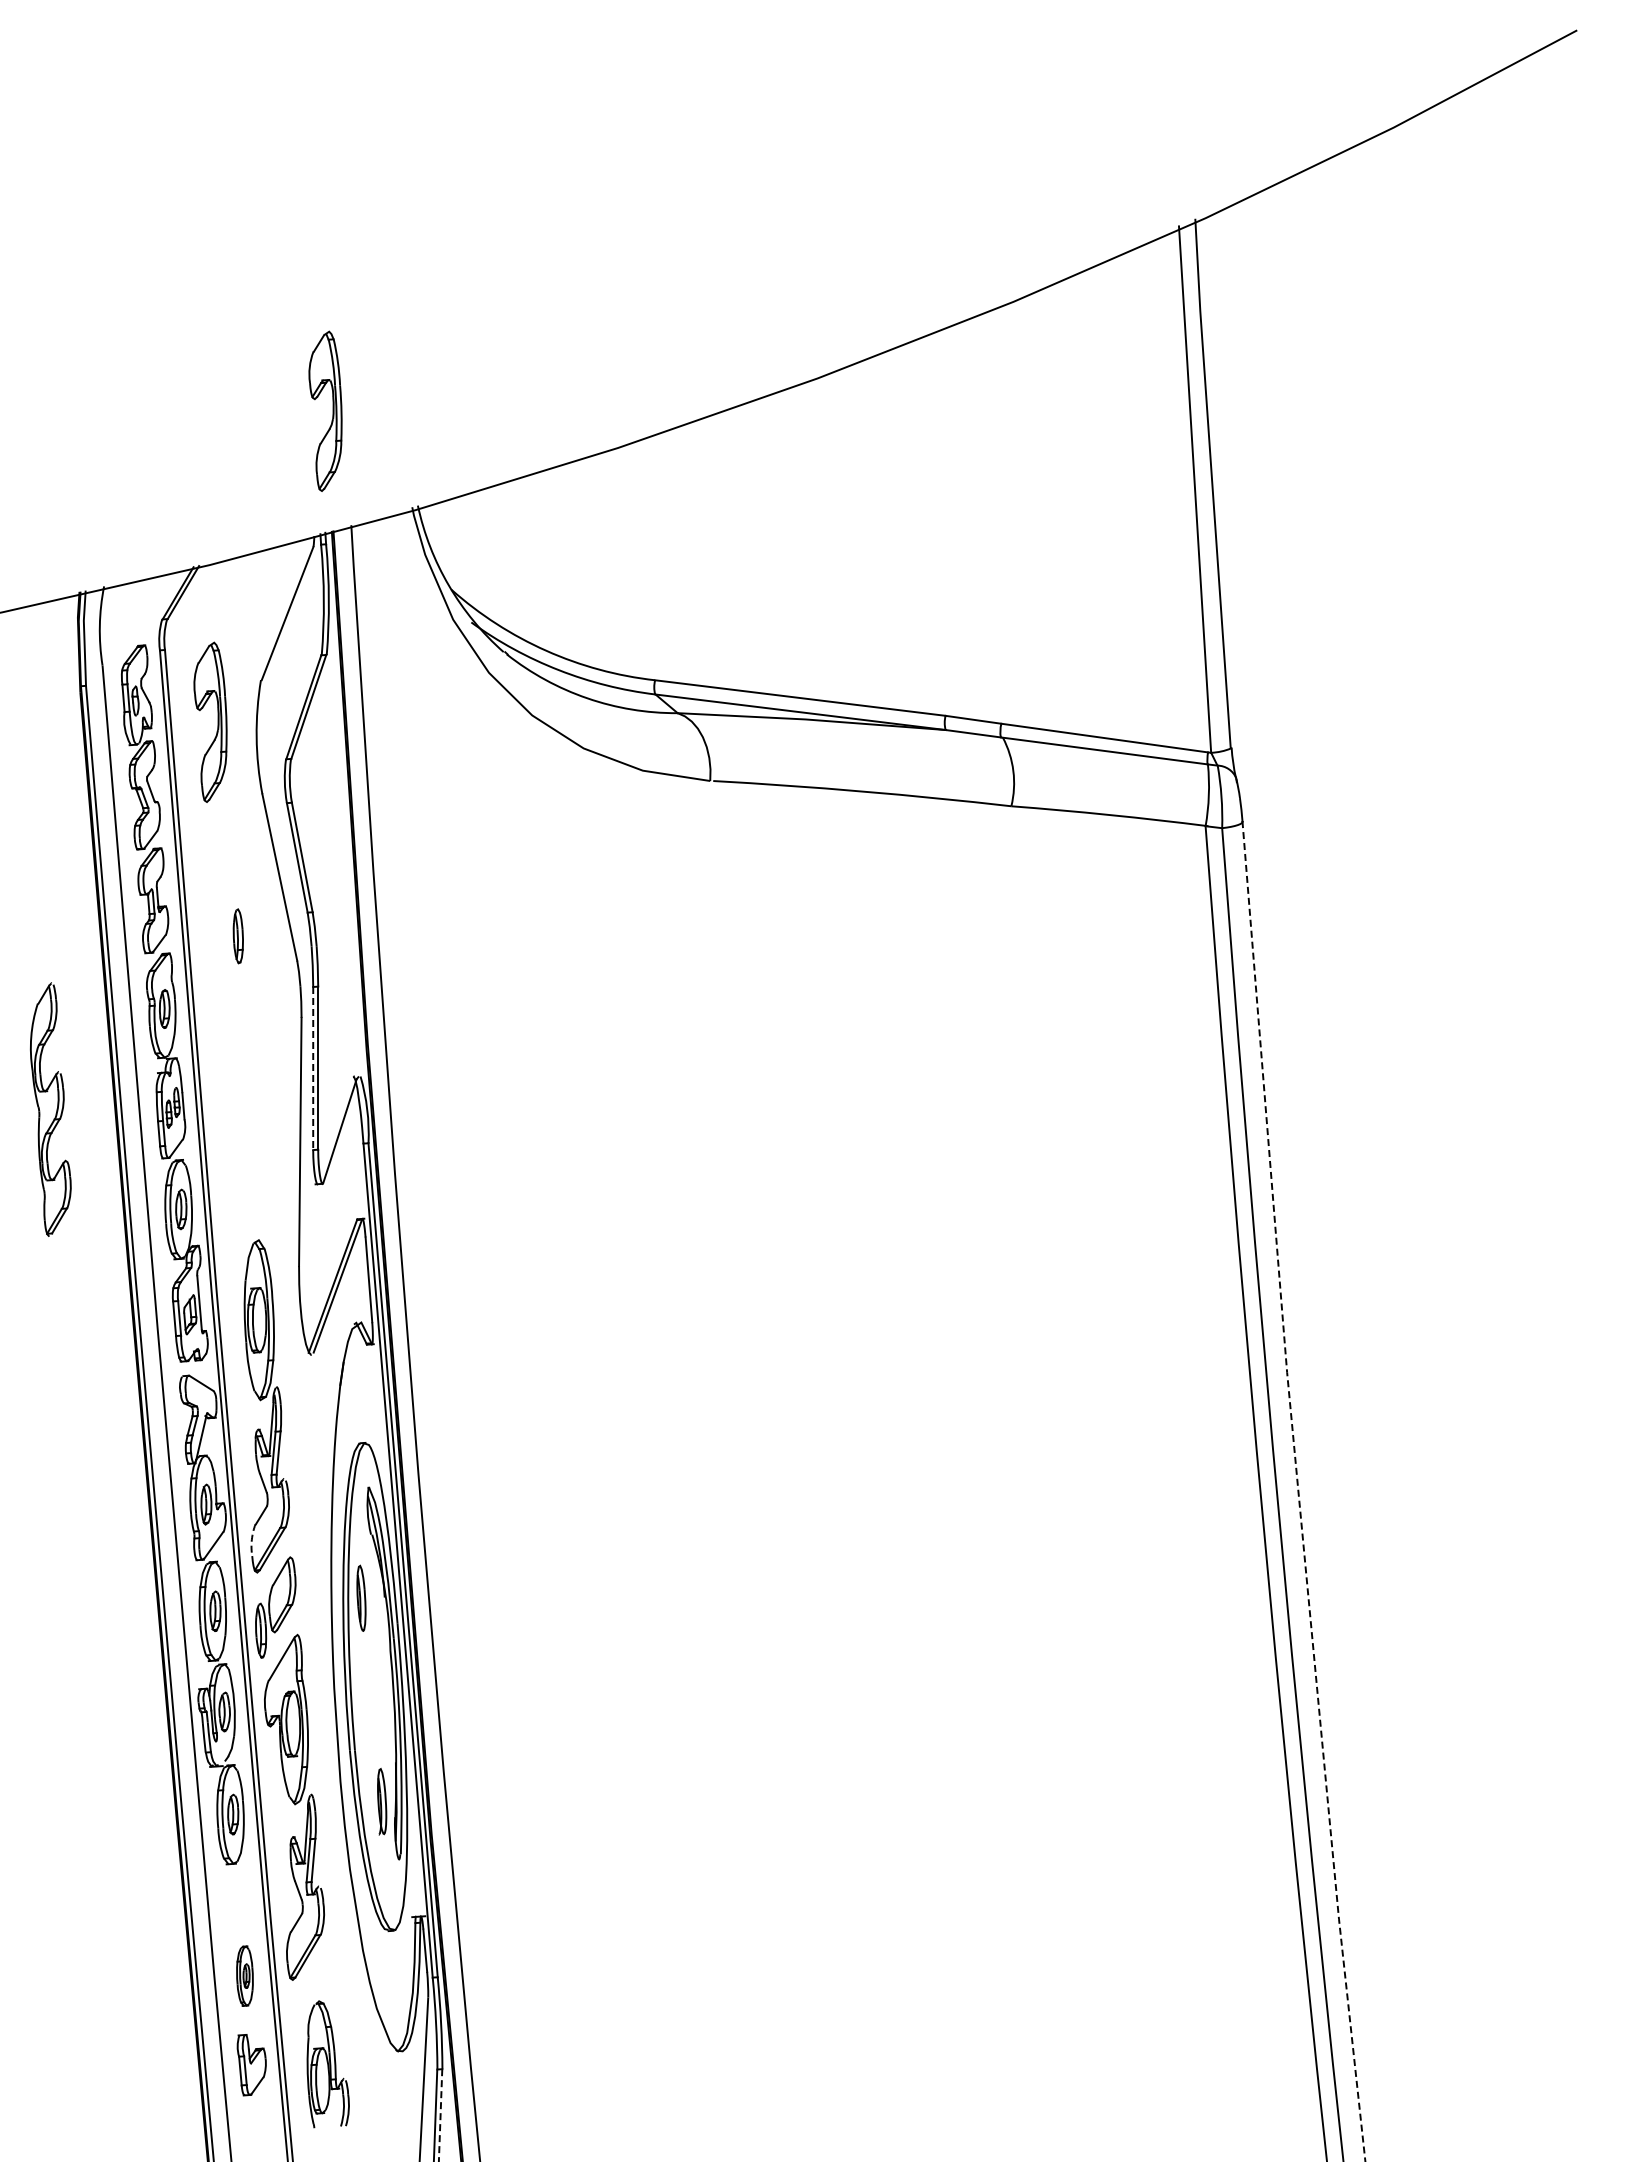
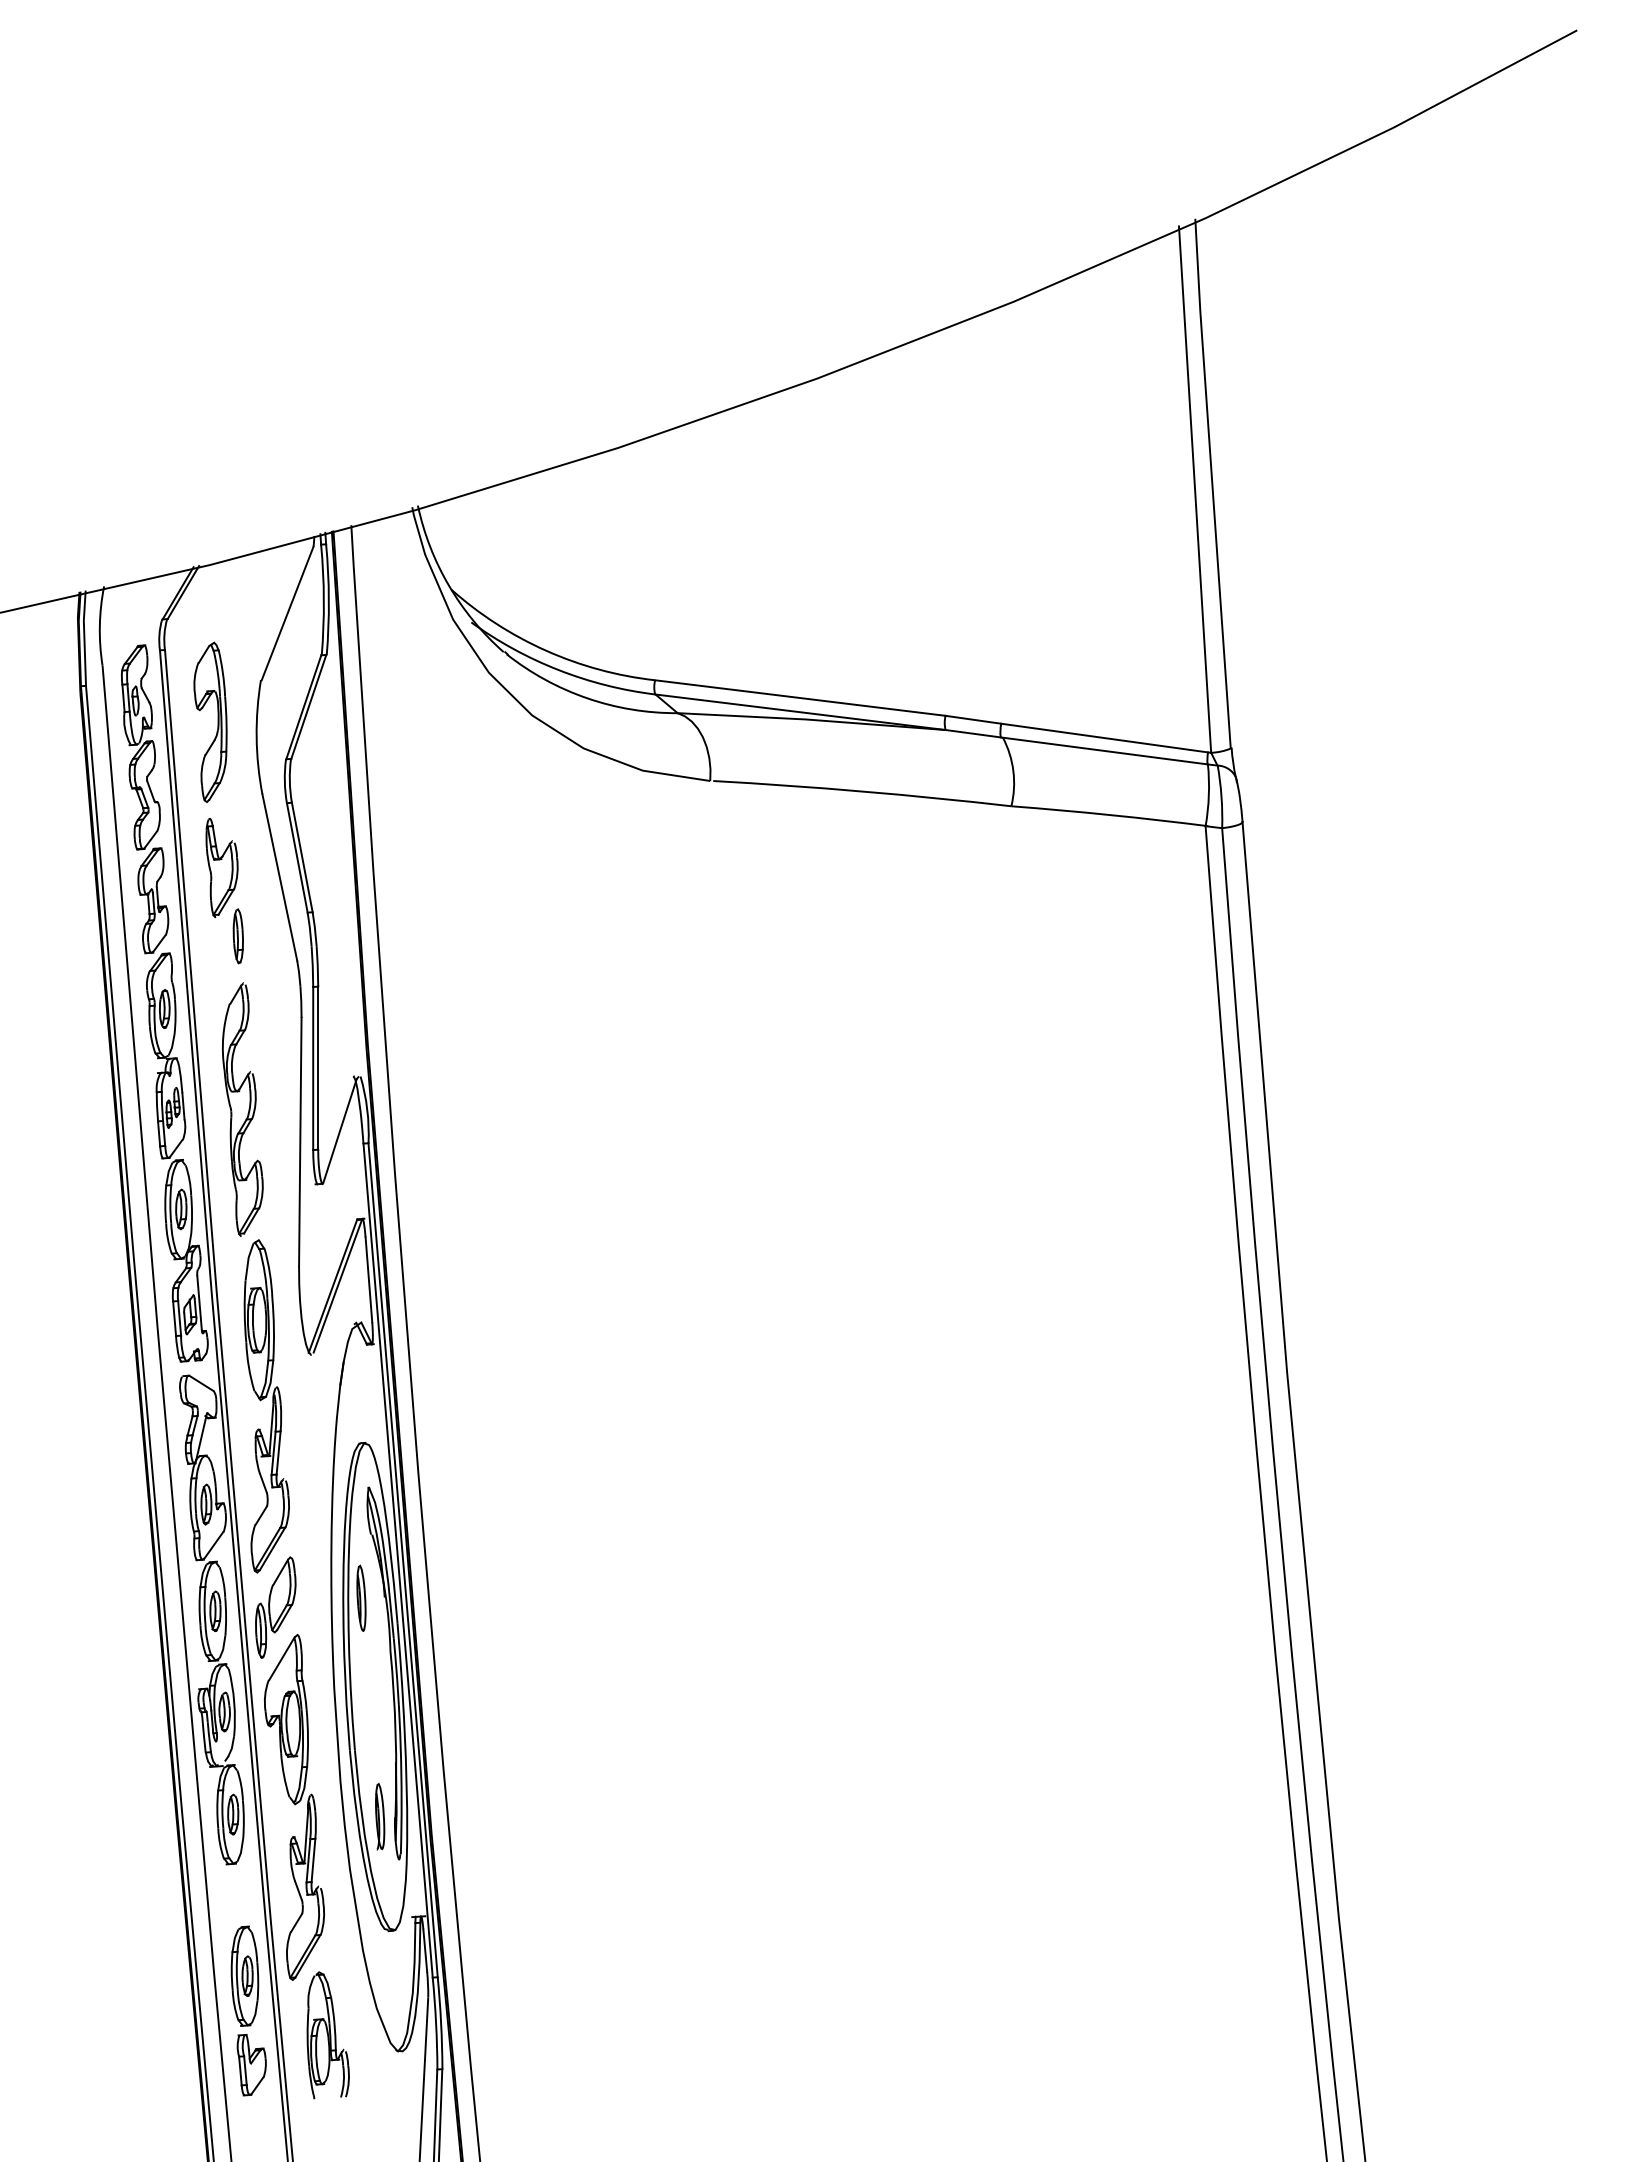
part: present -> none (332, 410)
part: none -> present (221, 867)
line: dashed -> solid (313, 1068)
part position: (50, 1109) -> (242, 1109) (242, 1109)
line: dashed -> solid (1298, 1492)
arc: dashed -> solid (251, 1539)
part position: (382, 1801) -> (380, 1816) (380, 1816)
part size: 18x62 px -> 30x102 px (244, 1975)
part position: (327, 2064) -> (327, 2035) (327, 2035)
line: dashed -> solid (440, 2115)
